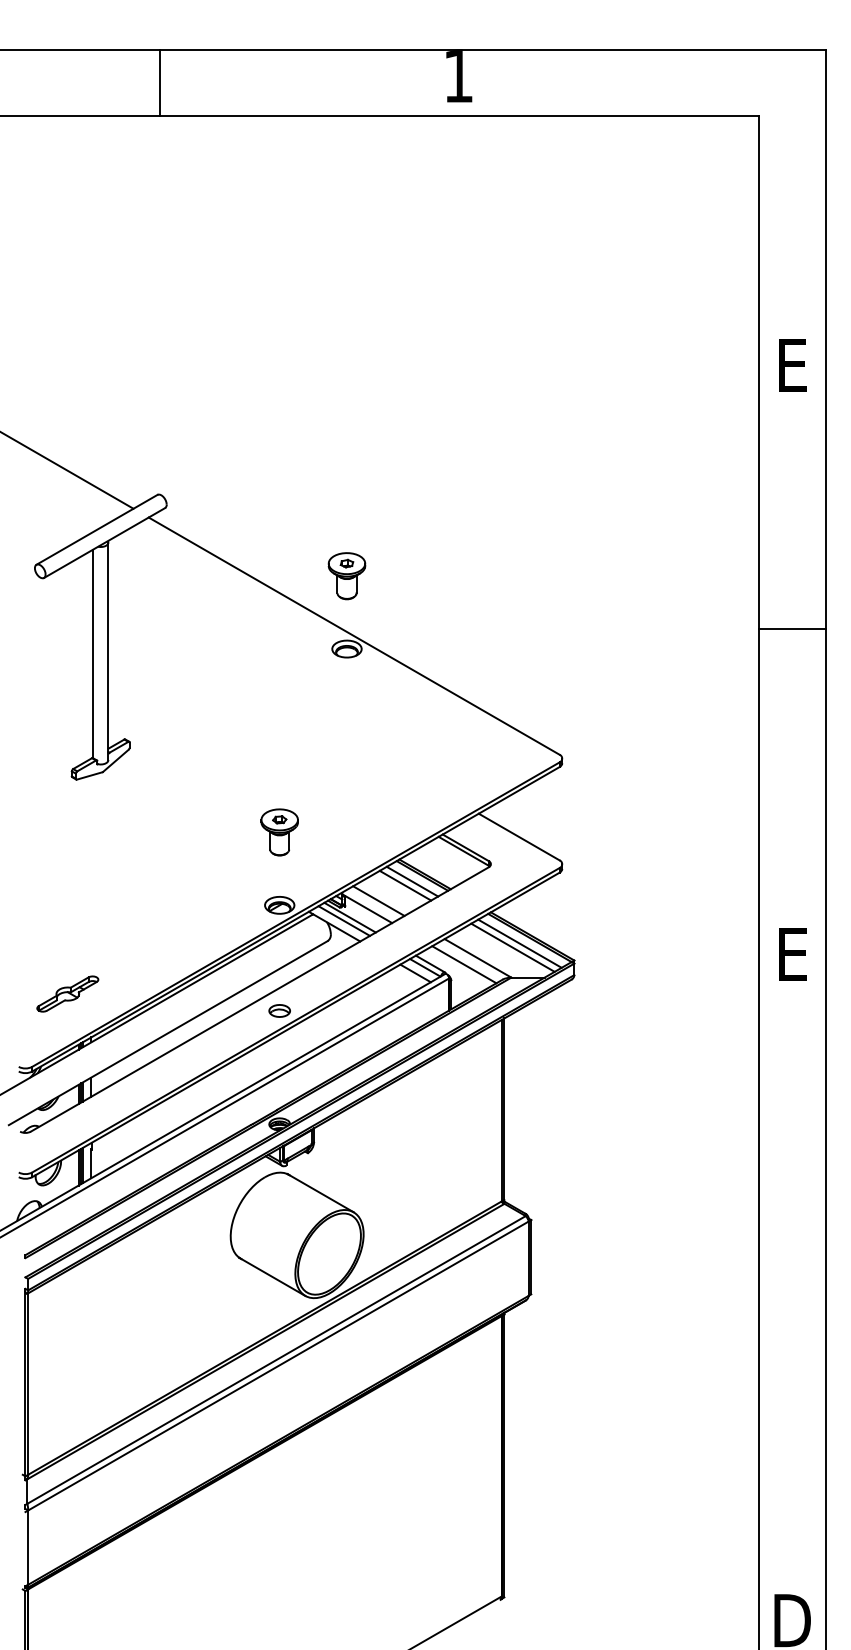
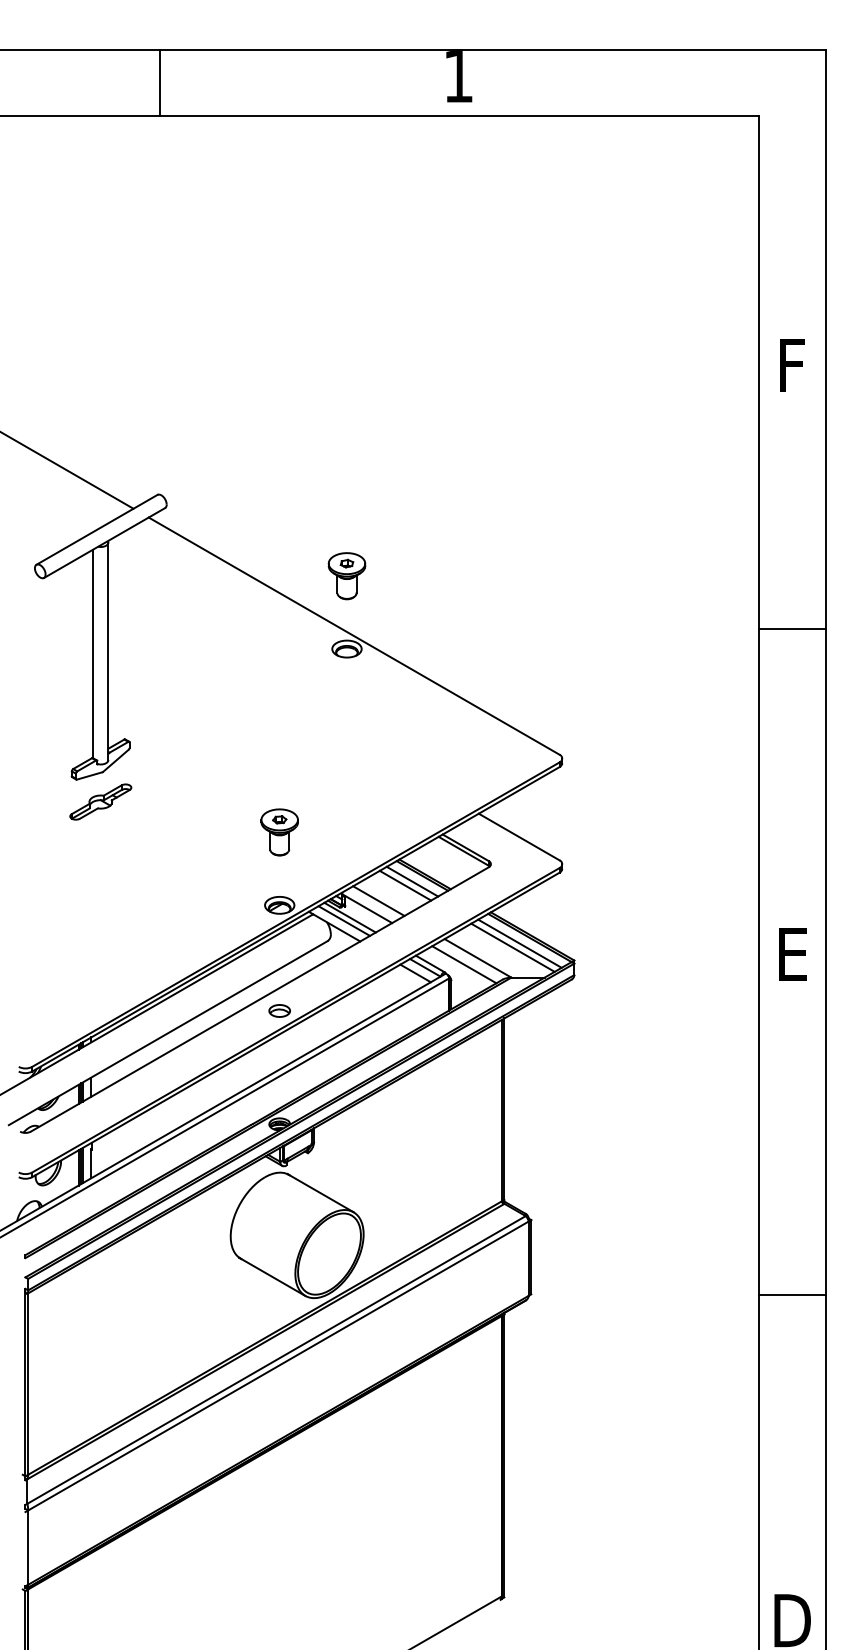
text: E -> F (792, 365)
part position: (67, 993) -> (100, 801) (100, 801)
line: none -> present (791, 1294)
